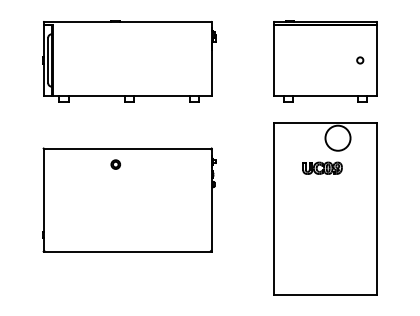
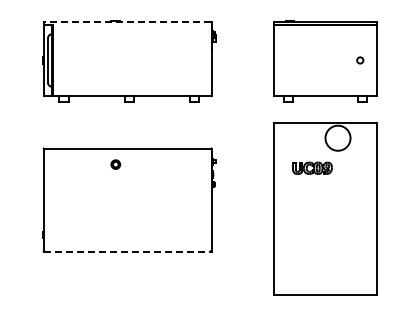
line: solid -> dashed (127, 21)
part position: (322, 167) -> (312, 167) (312, 167)
line: solid -> dashed (127, 251)
